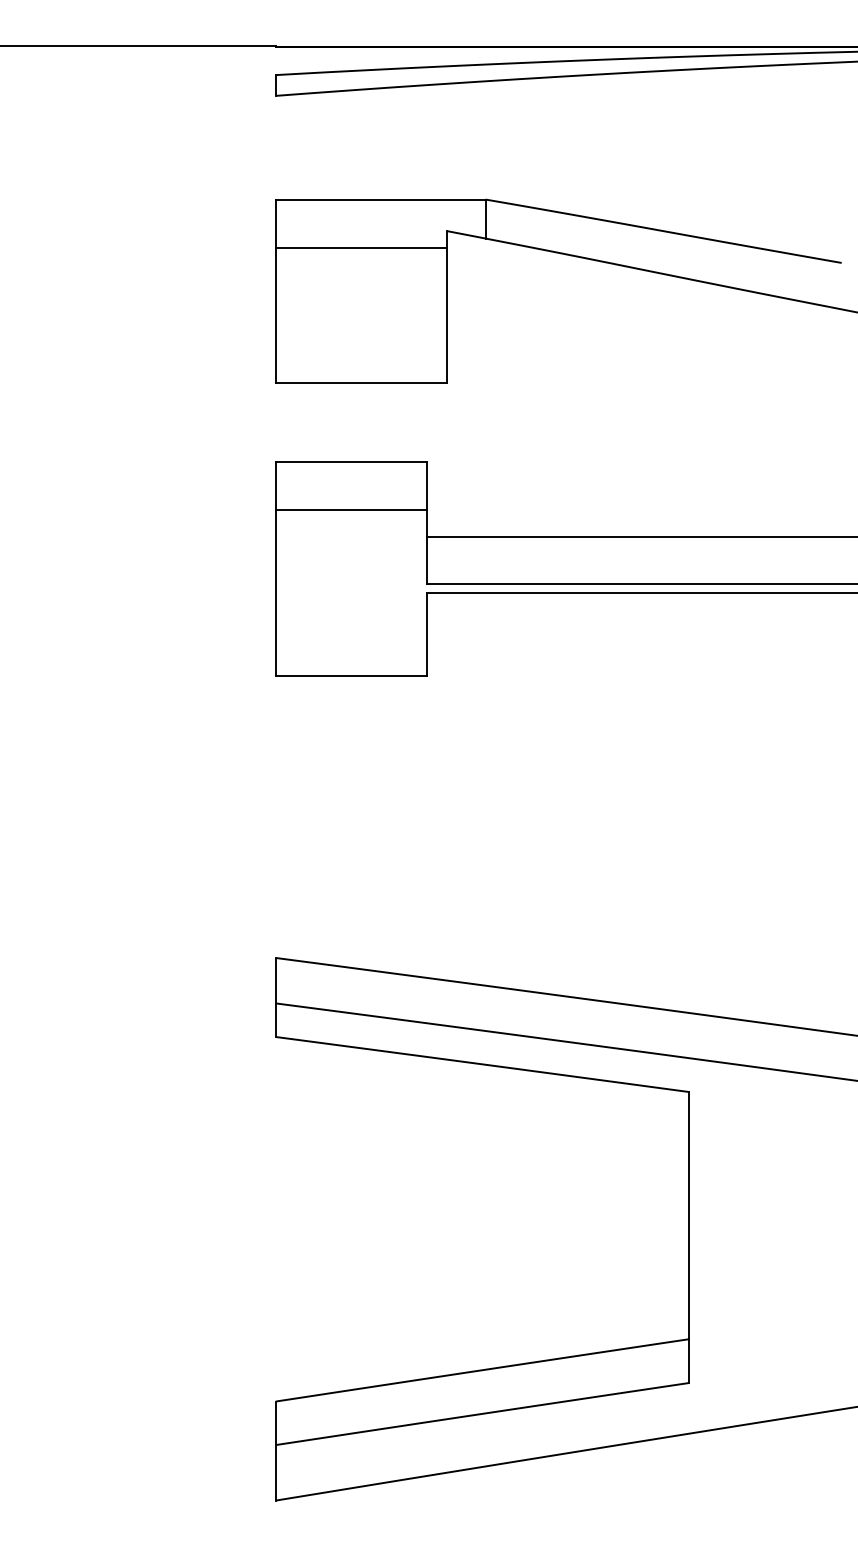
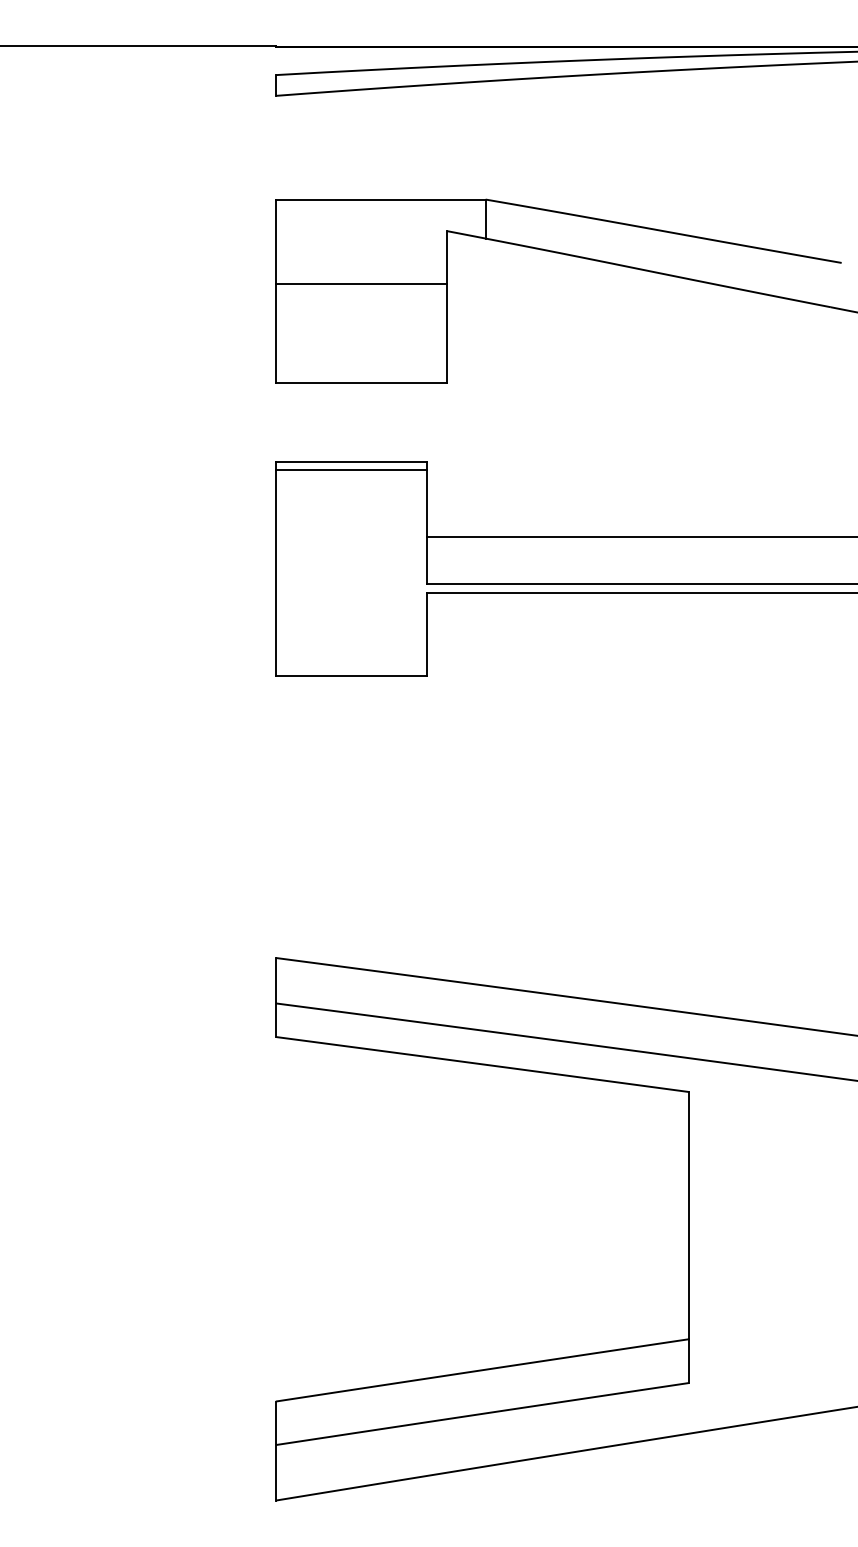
line position: (361, 248) -> (361, 284) (361, 284)
line position: (350, 509) -> (350, 469) (350, 469)
